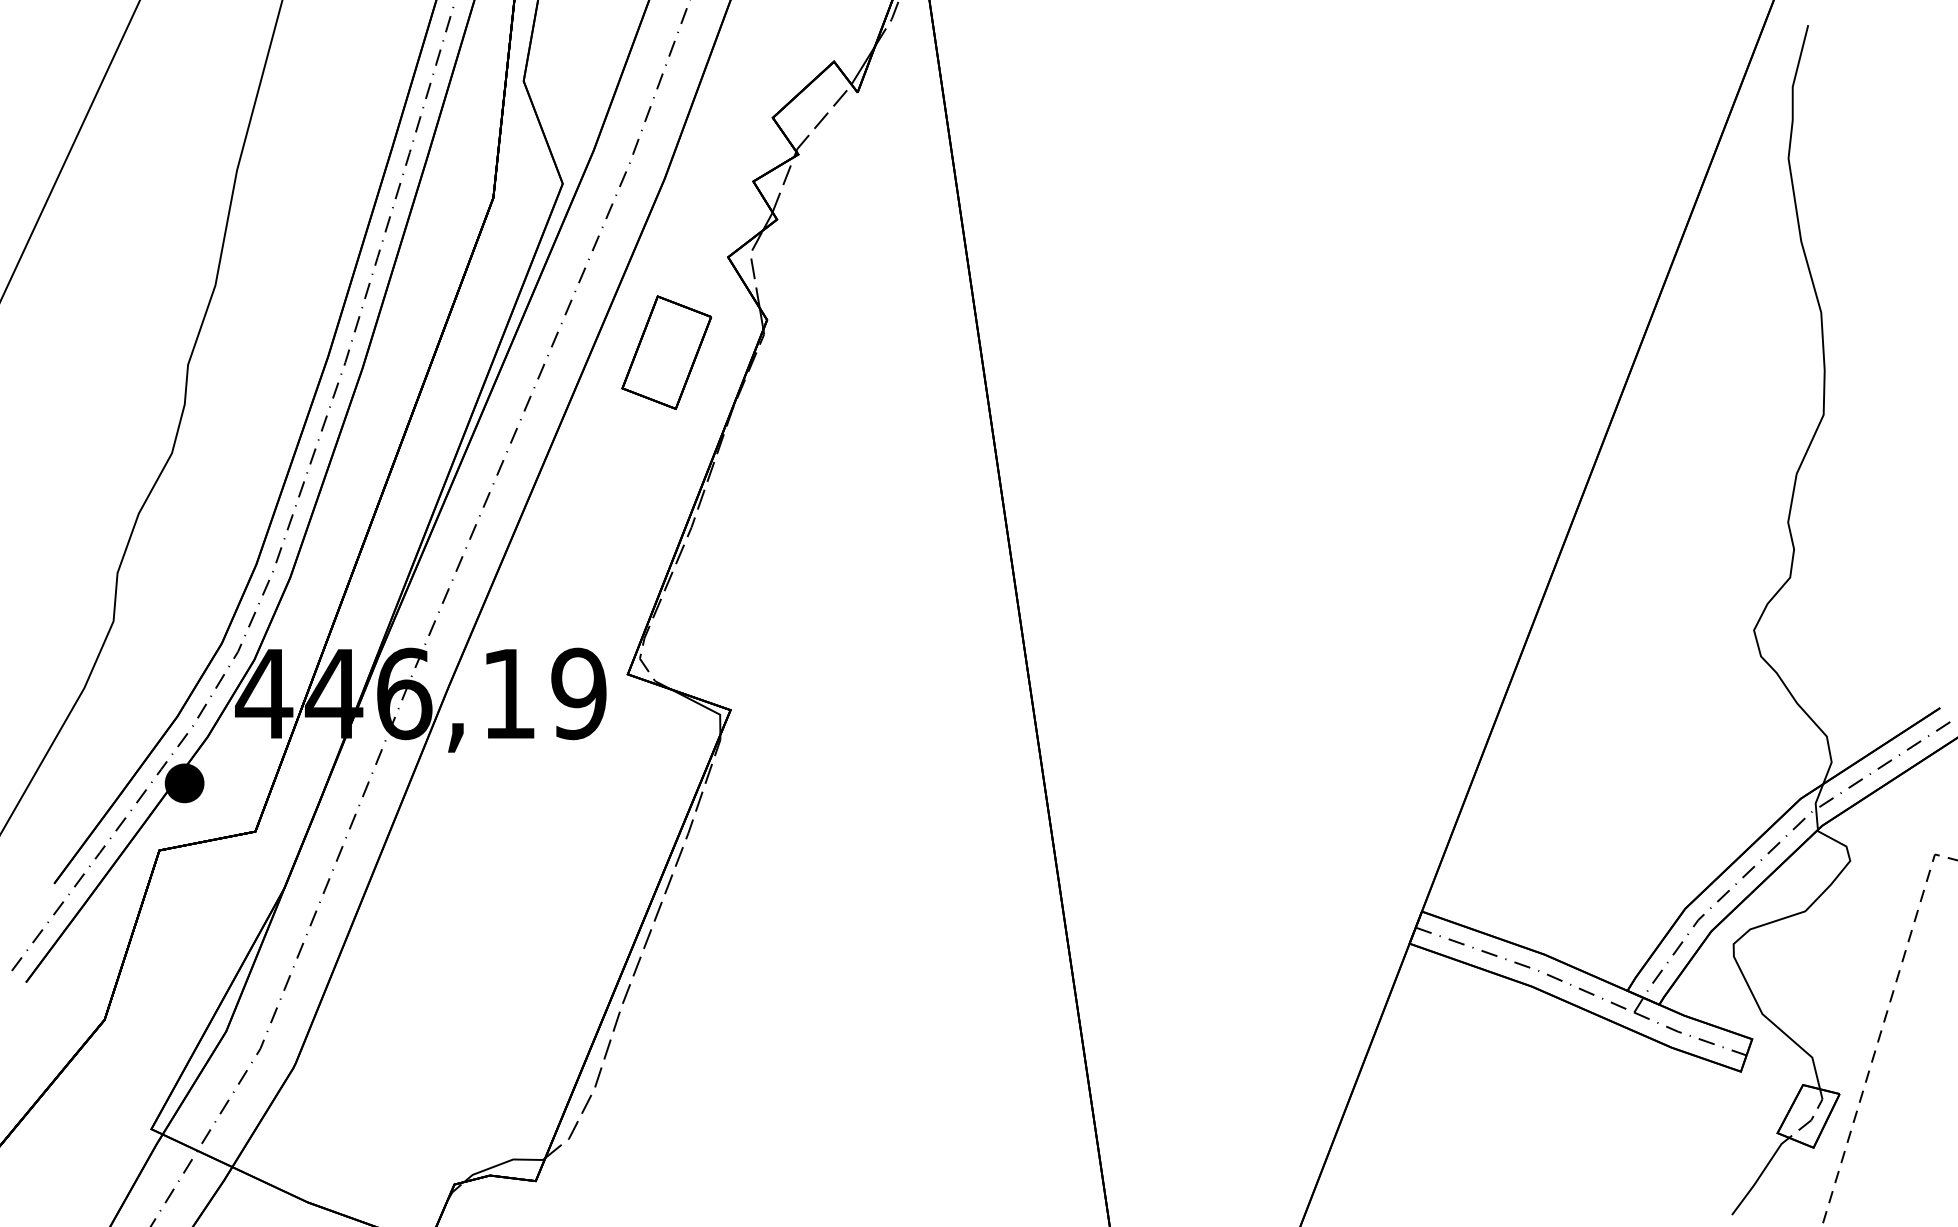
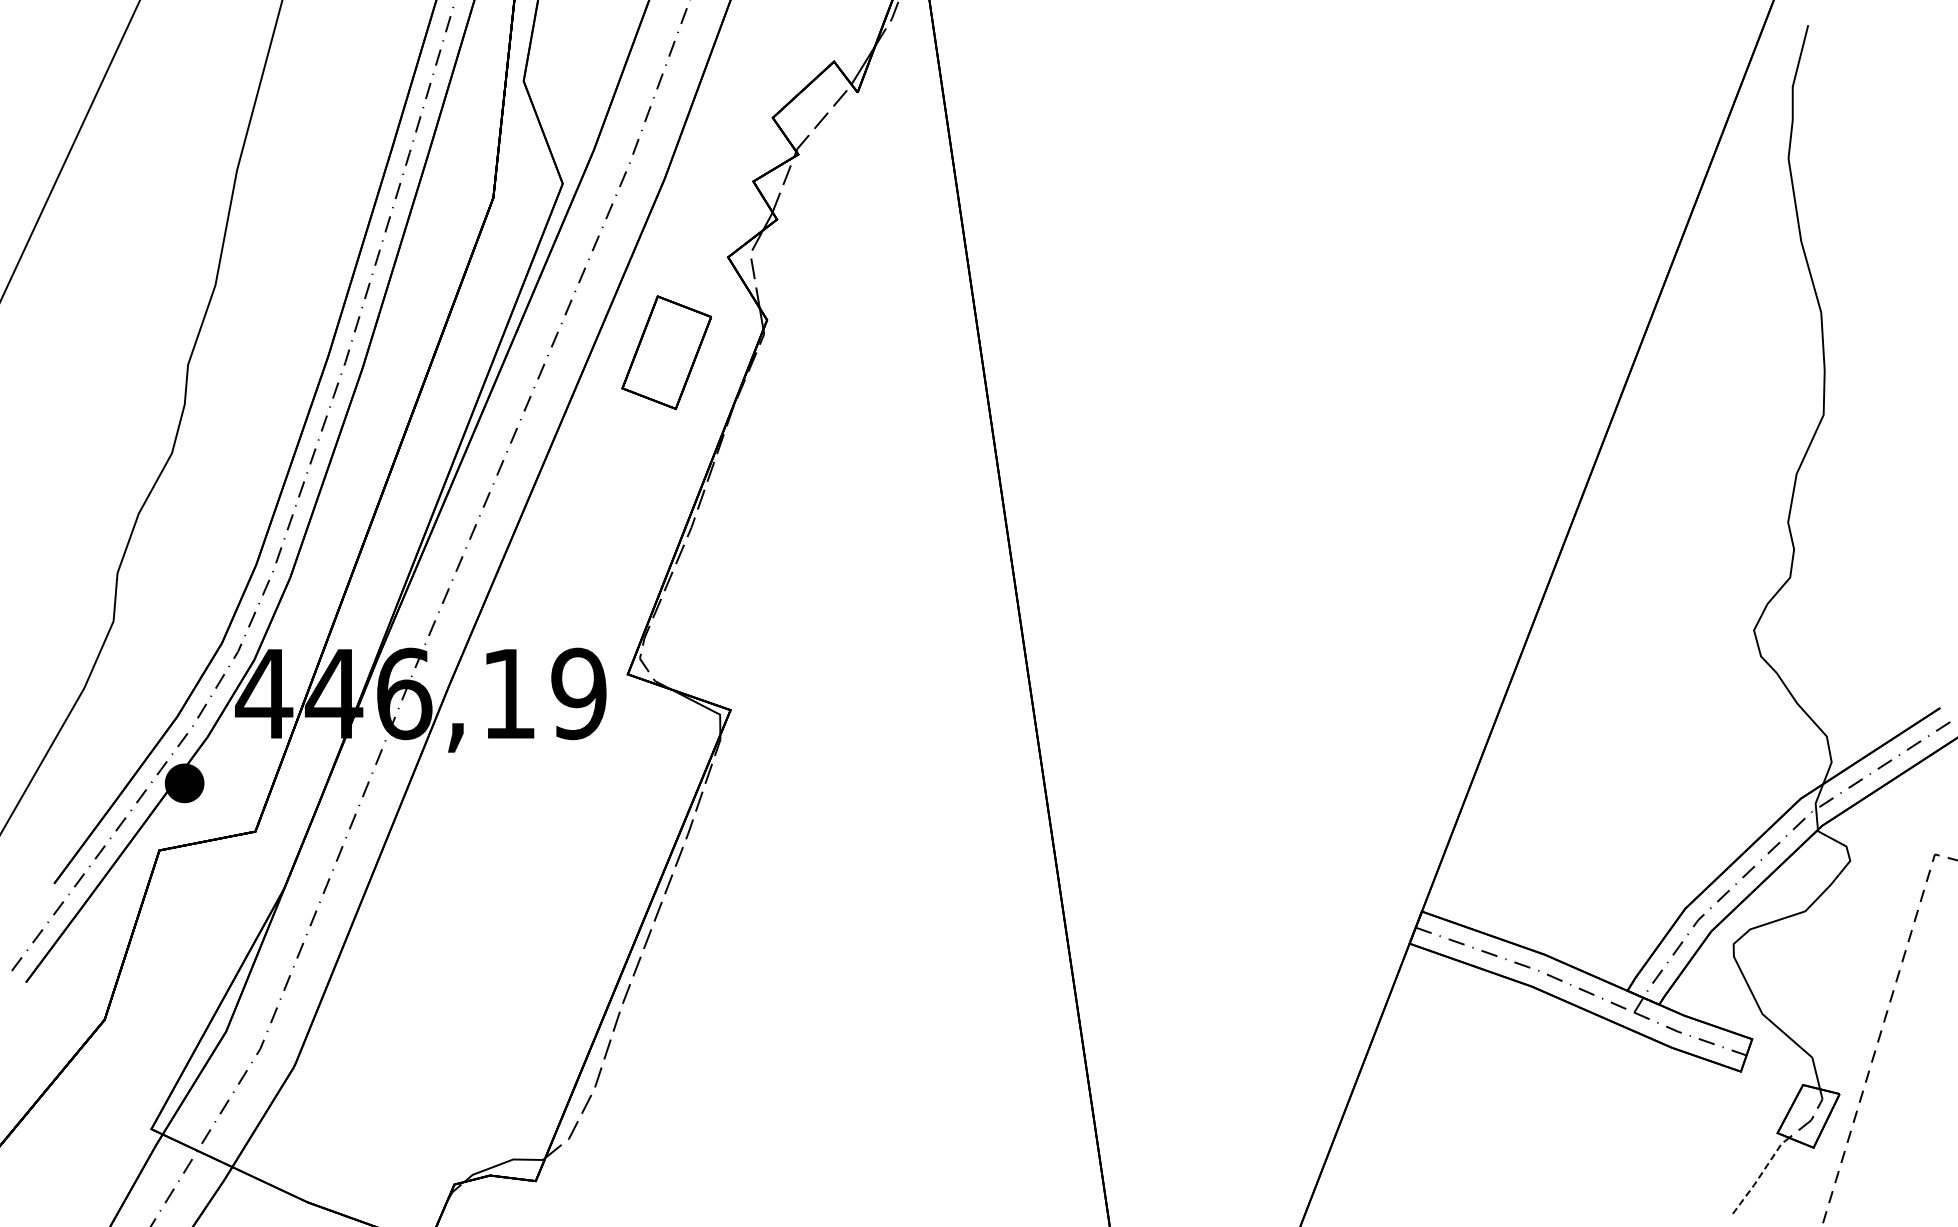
line: solid -> dashed (1760, 1176)
